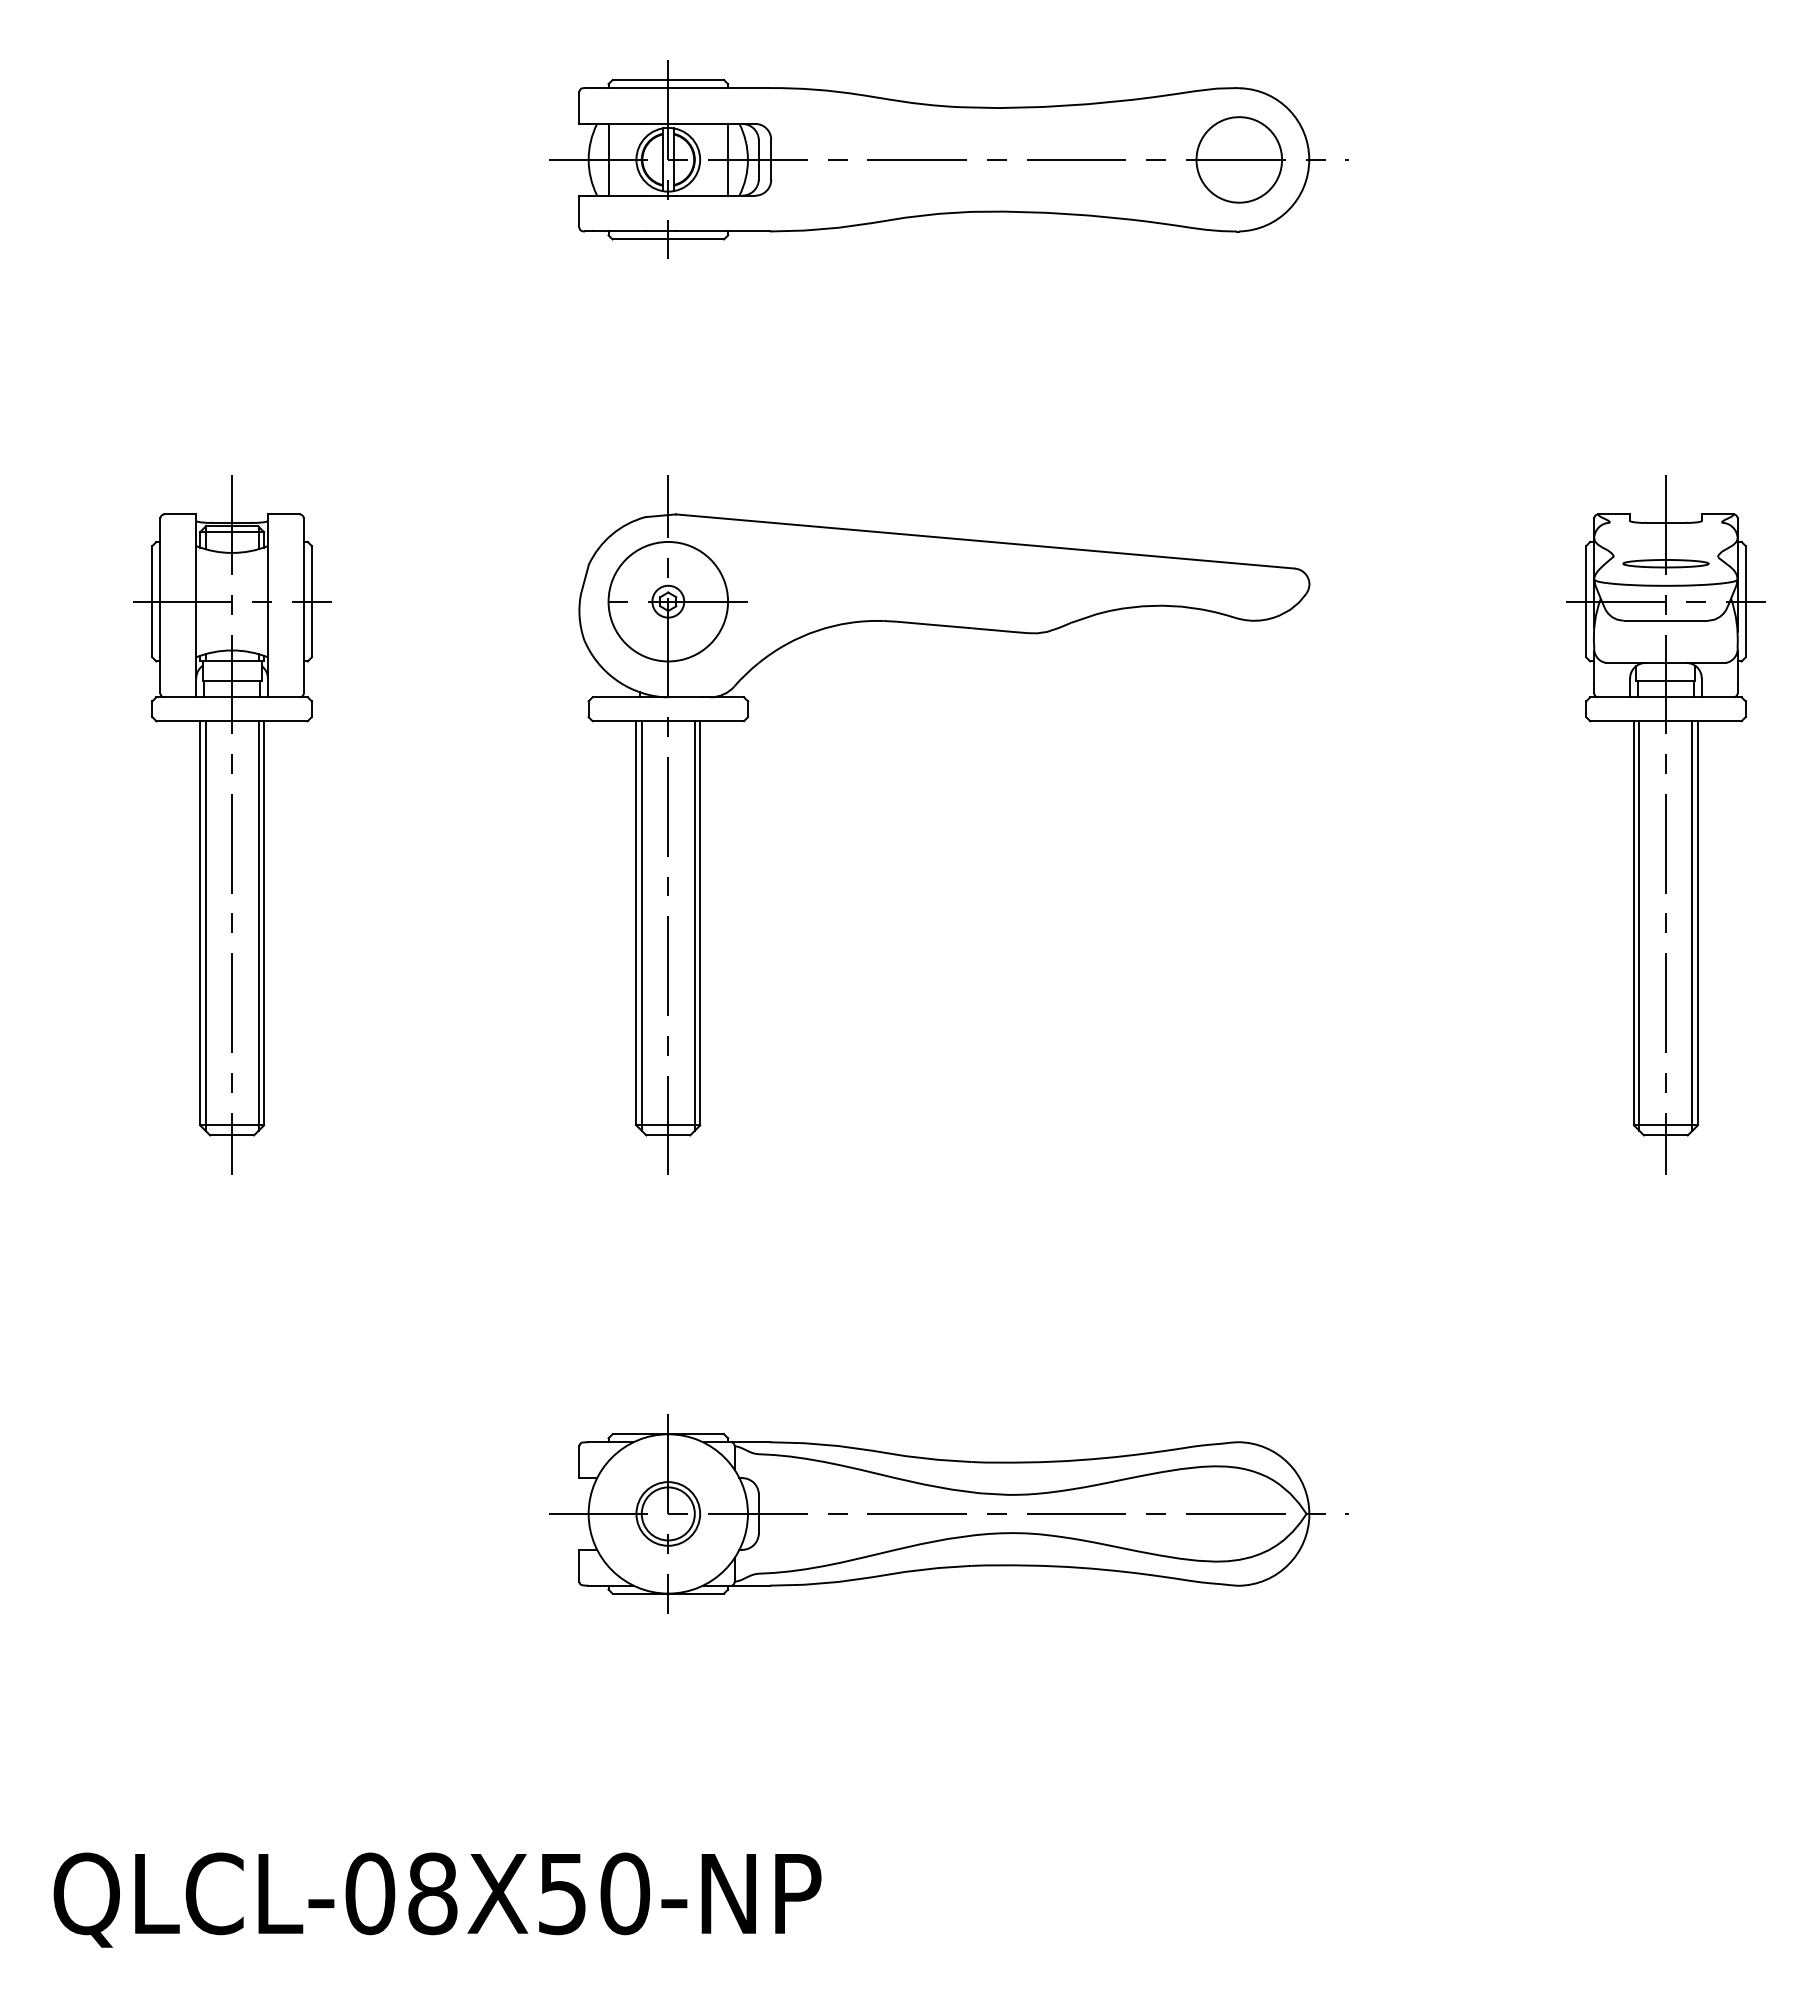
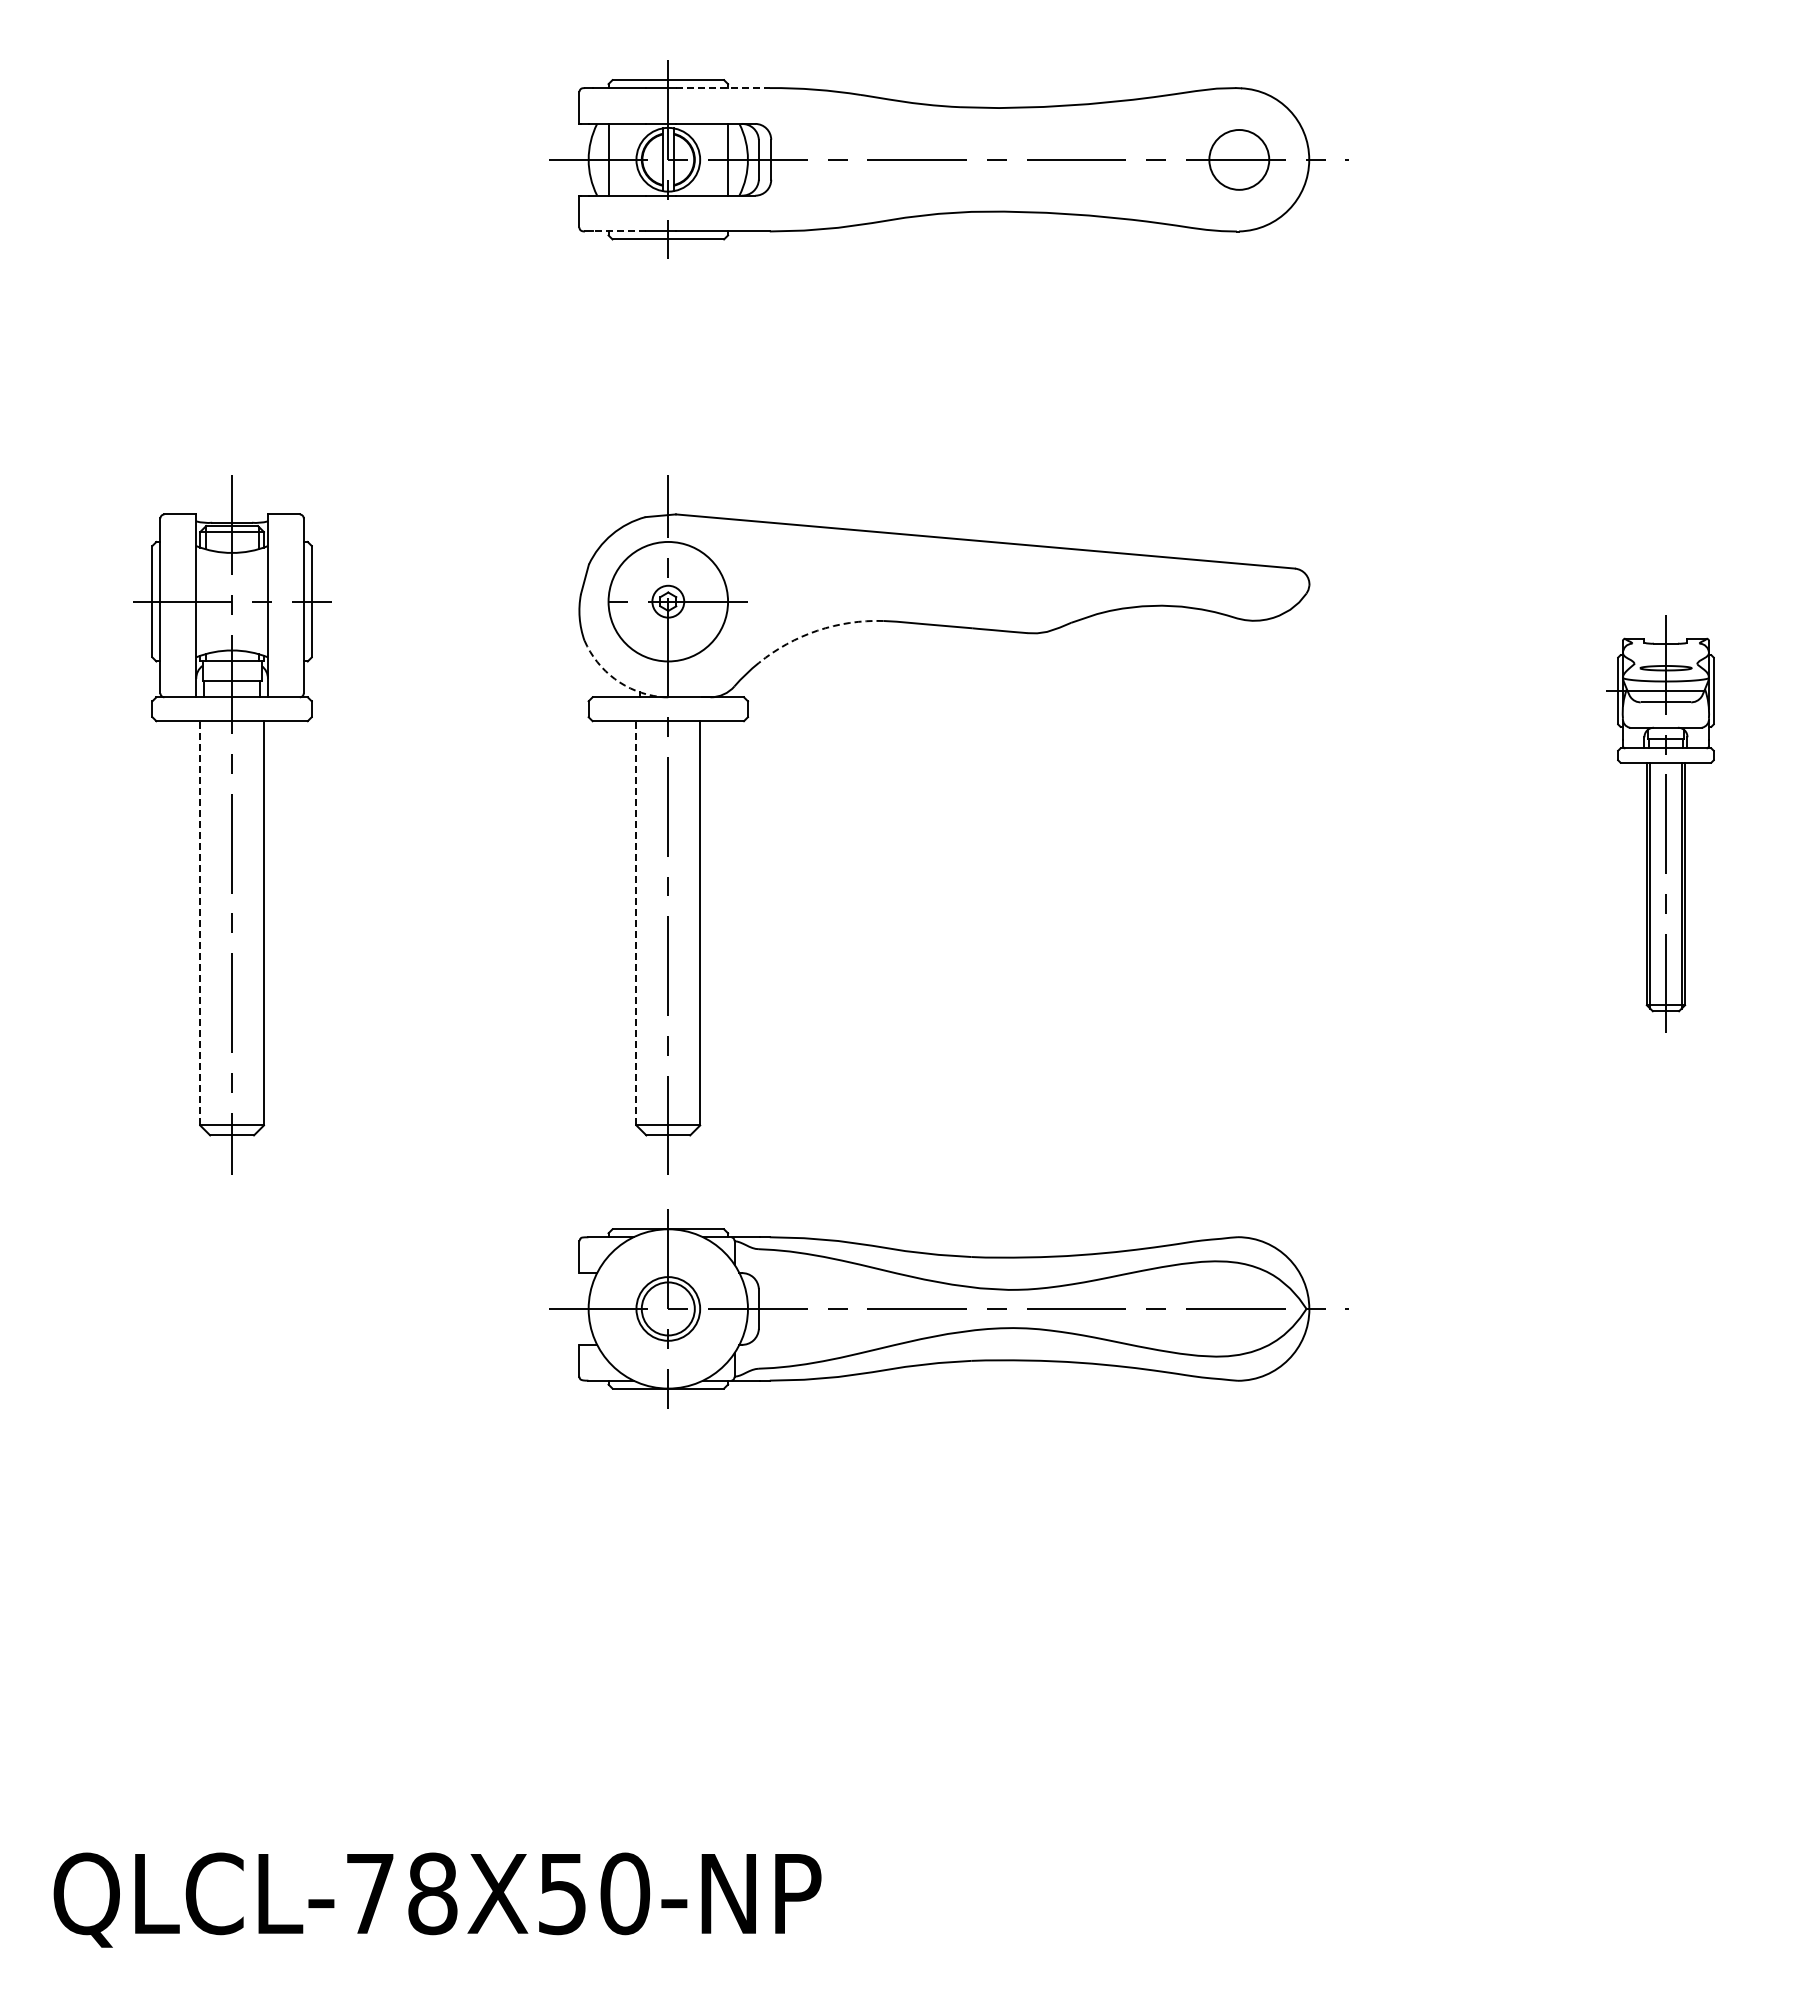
line: solid -> dashed (722, 88)
circle diameter: 86 px -> 60 px (1239, 159)
line: solid -> dashed (619, 231)
arc: solid -> dashed (817, 630)
arc: solid -> dashed (614, 678)
part size: 200x700 px -> 109x418 px (1660, 823)
line: solid -> dashed (200, 922)
line: solid -> dashed (636, 922)
line: present -> none (205, 925)
line: present -> none (258, 925)
line: present -> none (641, 925)
line: present -> none (694, 925)
part position: (948, 1513) -> (948, 1308) (948, 1308)
text: QLCL-08X50-NP -> QLCL-78X50-NP (370, 1893)
